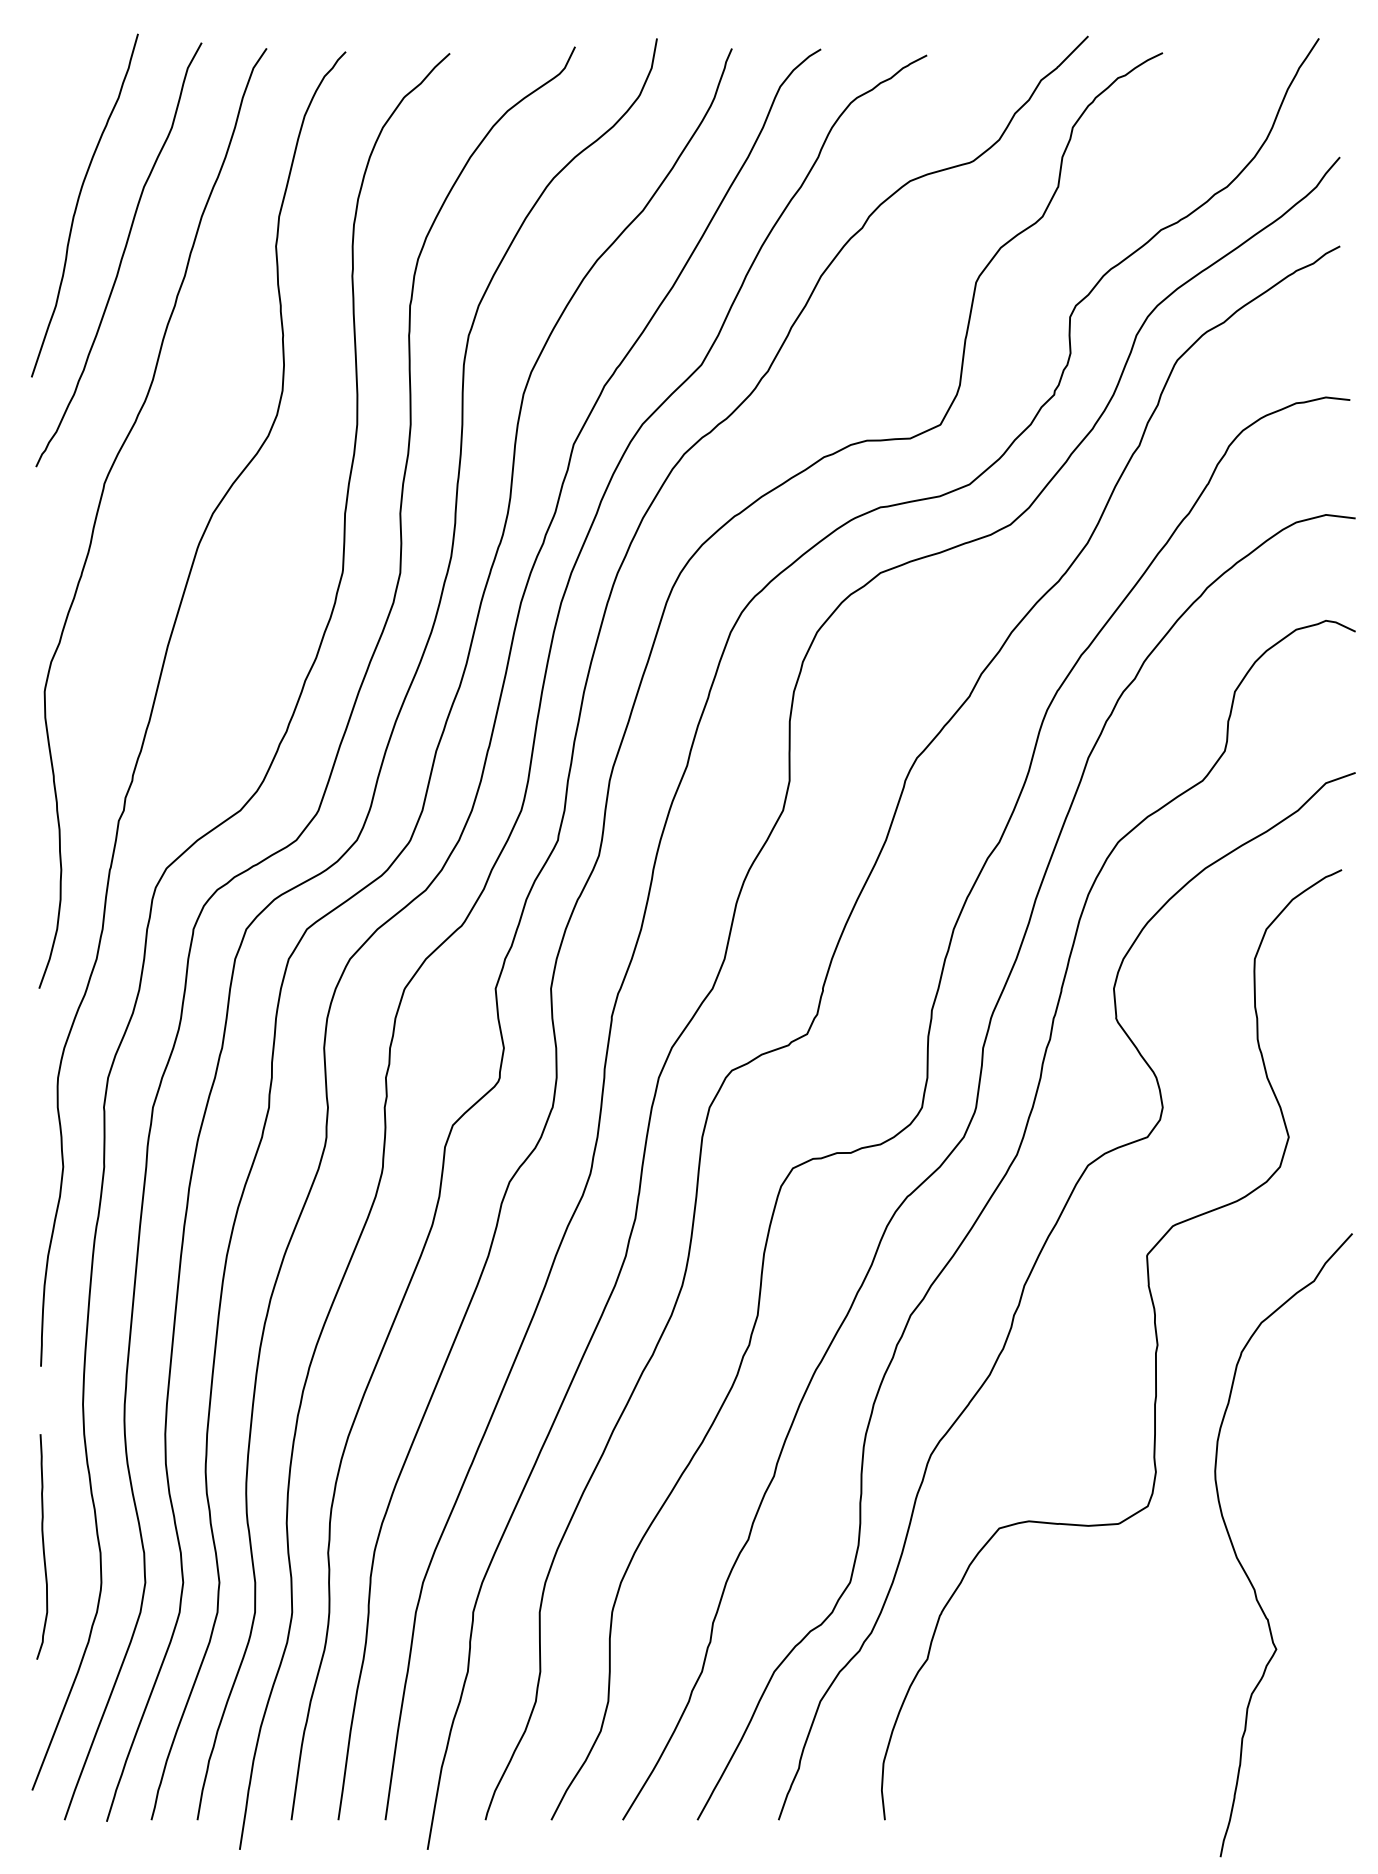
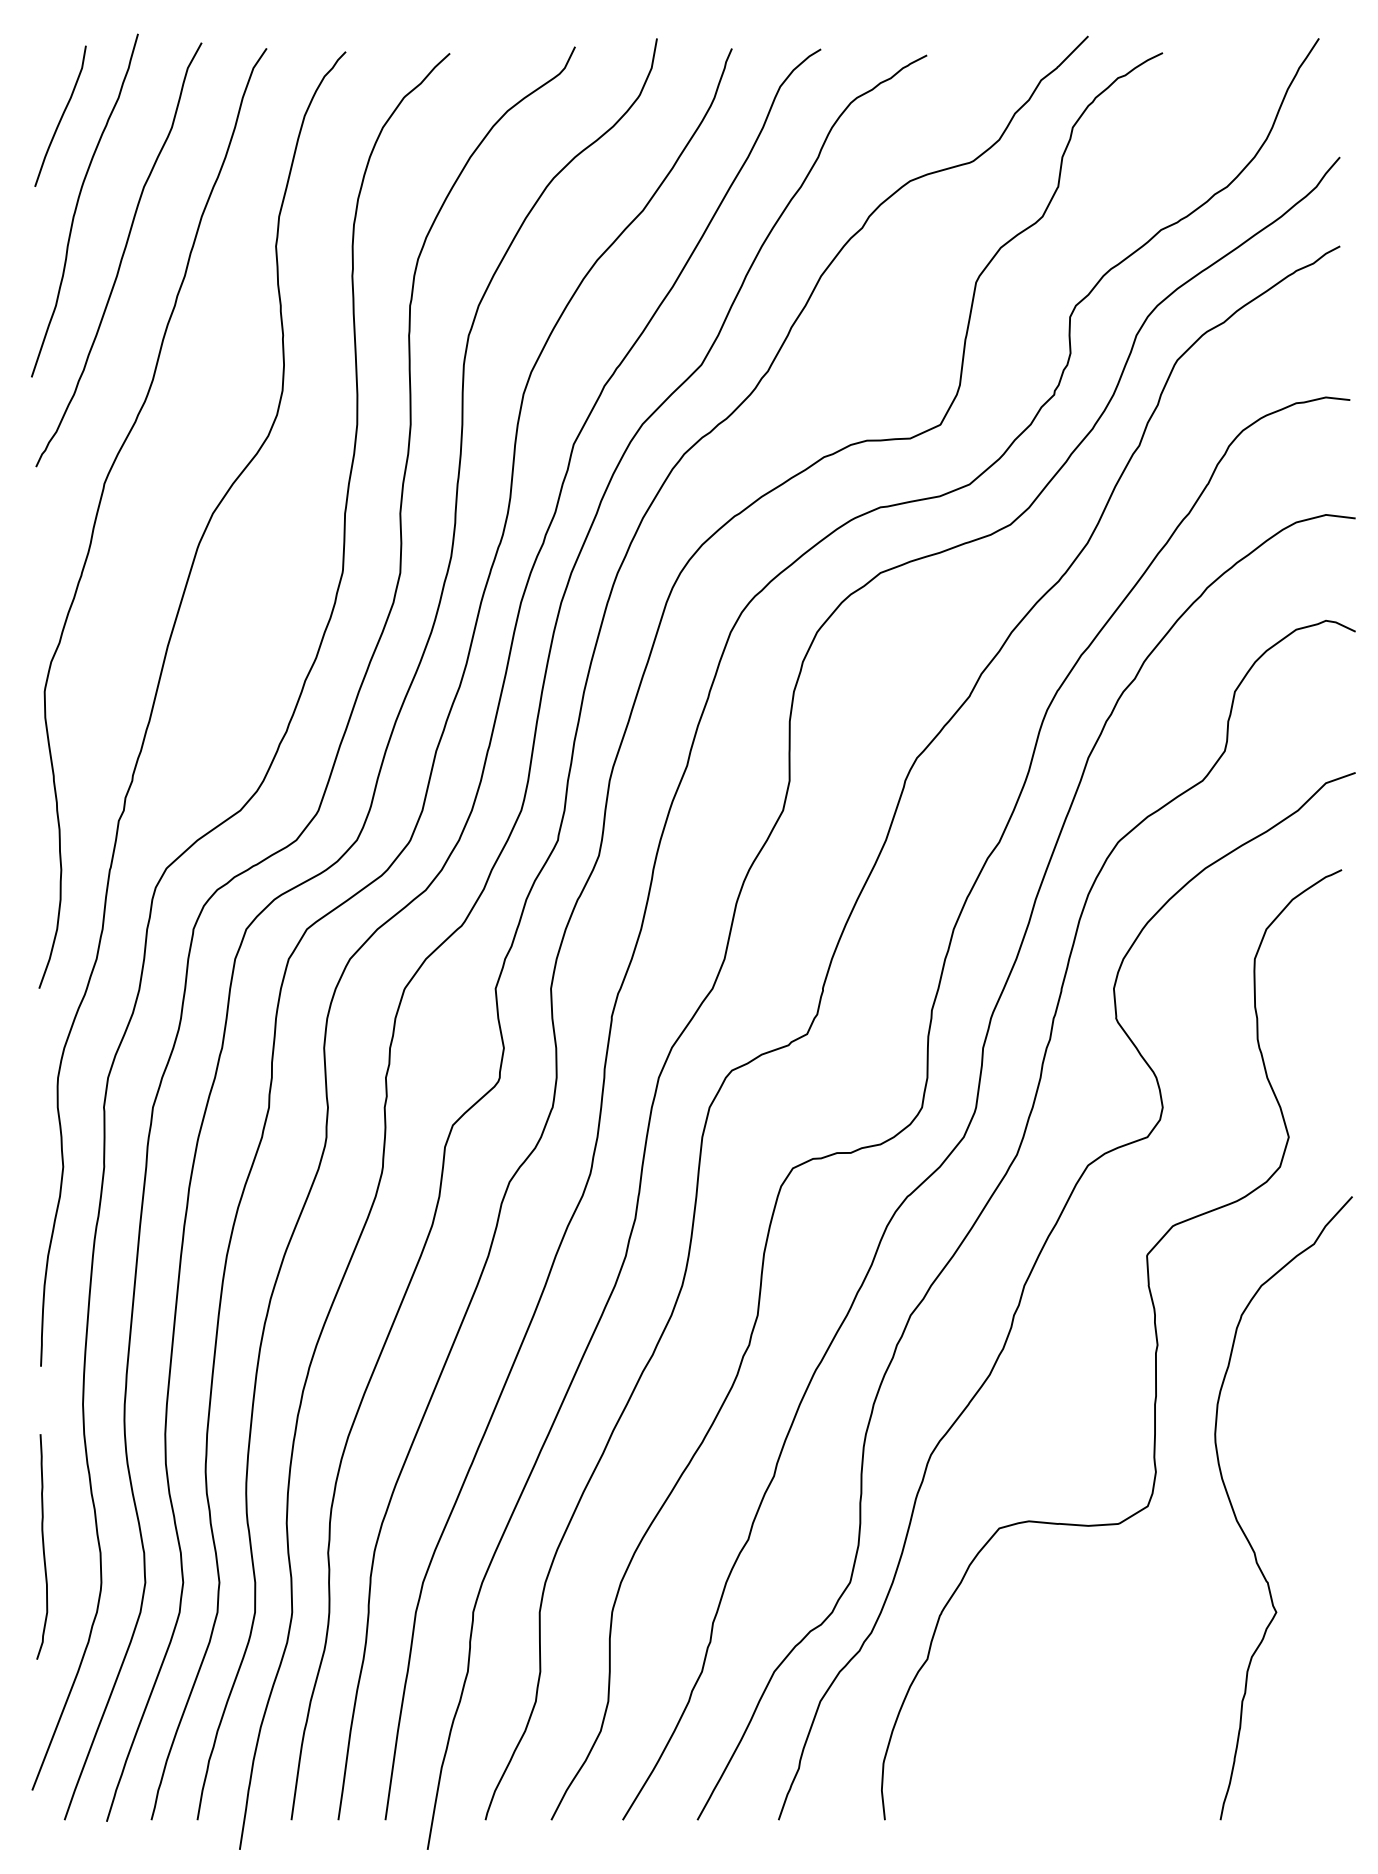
curve: none -> present (61, 115)
curve position: (1245, 1570) -> (1245, 1533) (1245, 1533)
